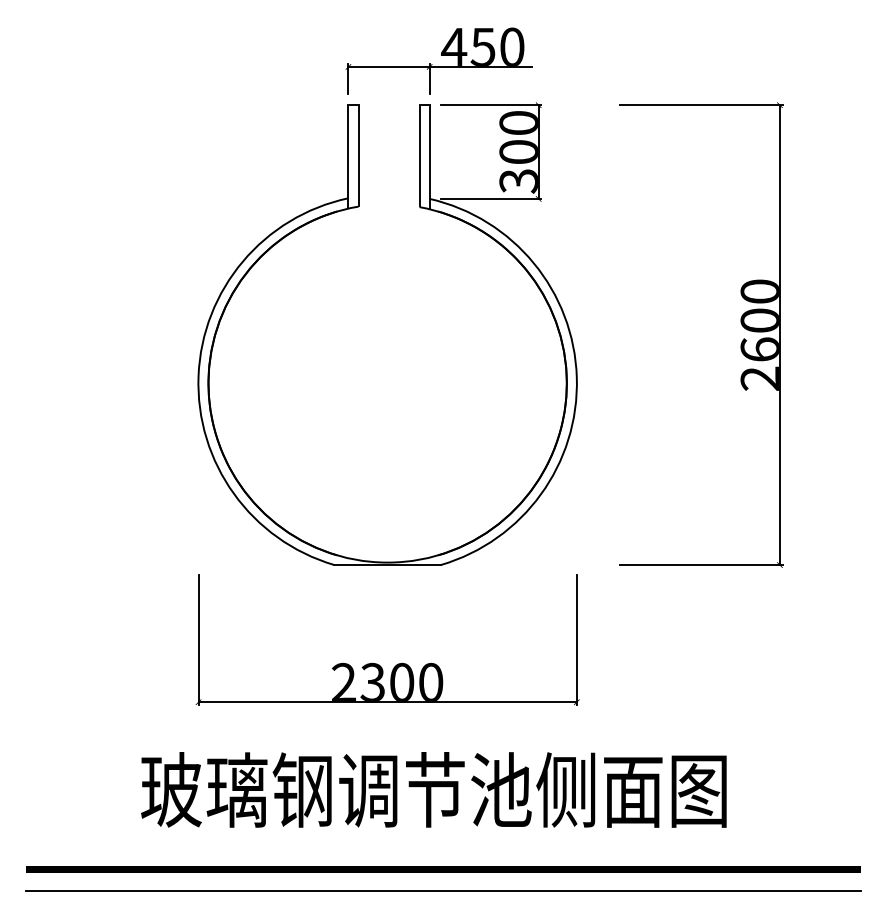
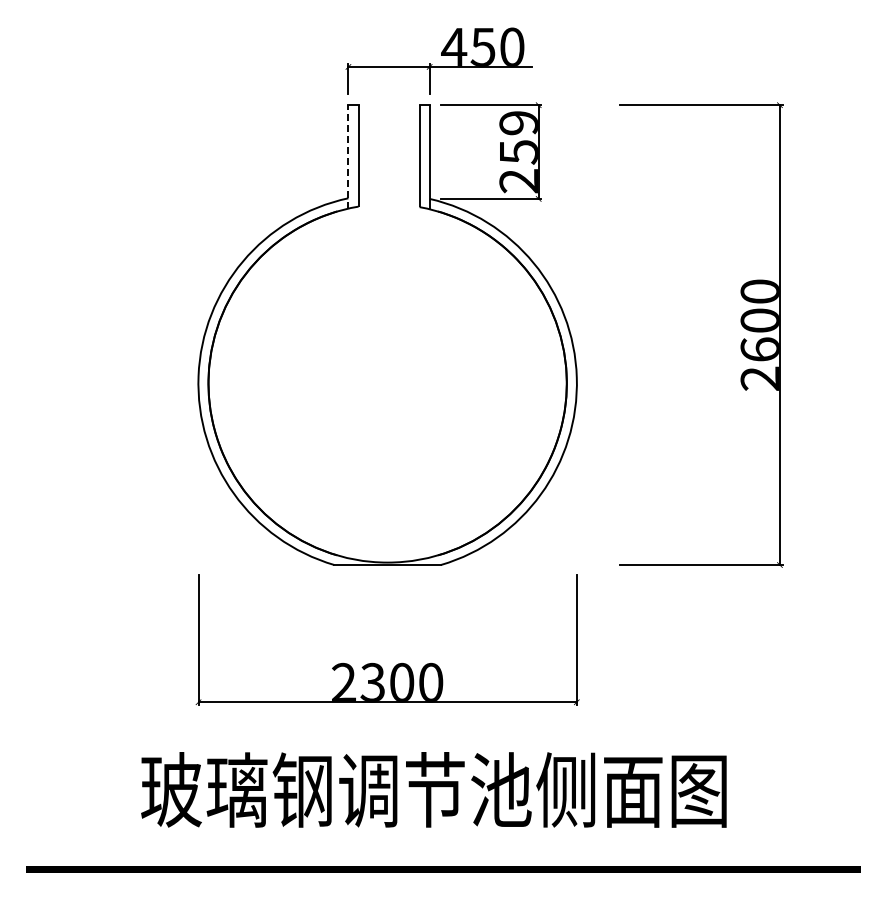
text: 300 -> 259 (518, 152)
line: solid -> dashed (348, 156)
line: present -> none (443, 891)
